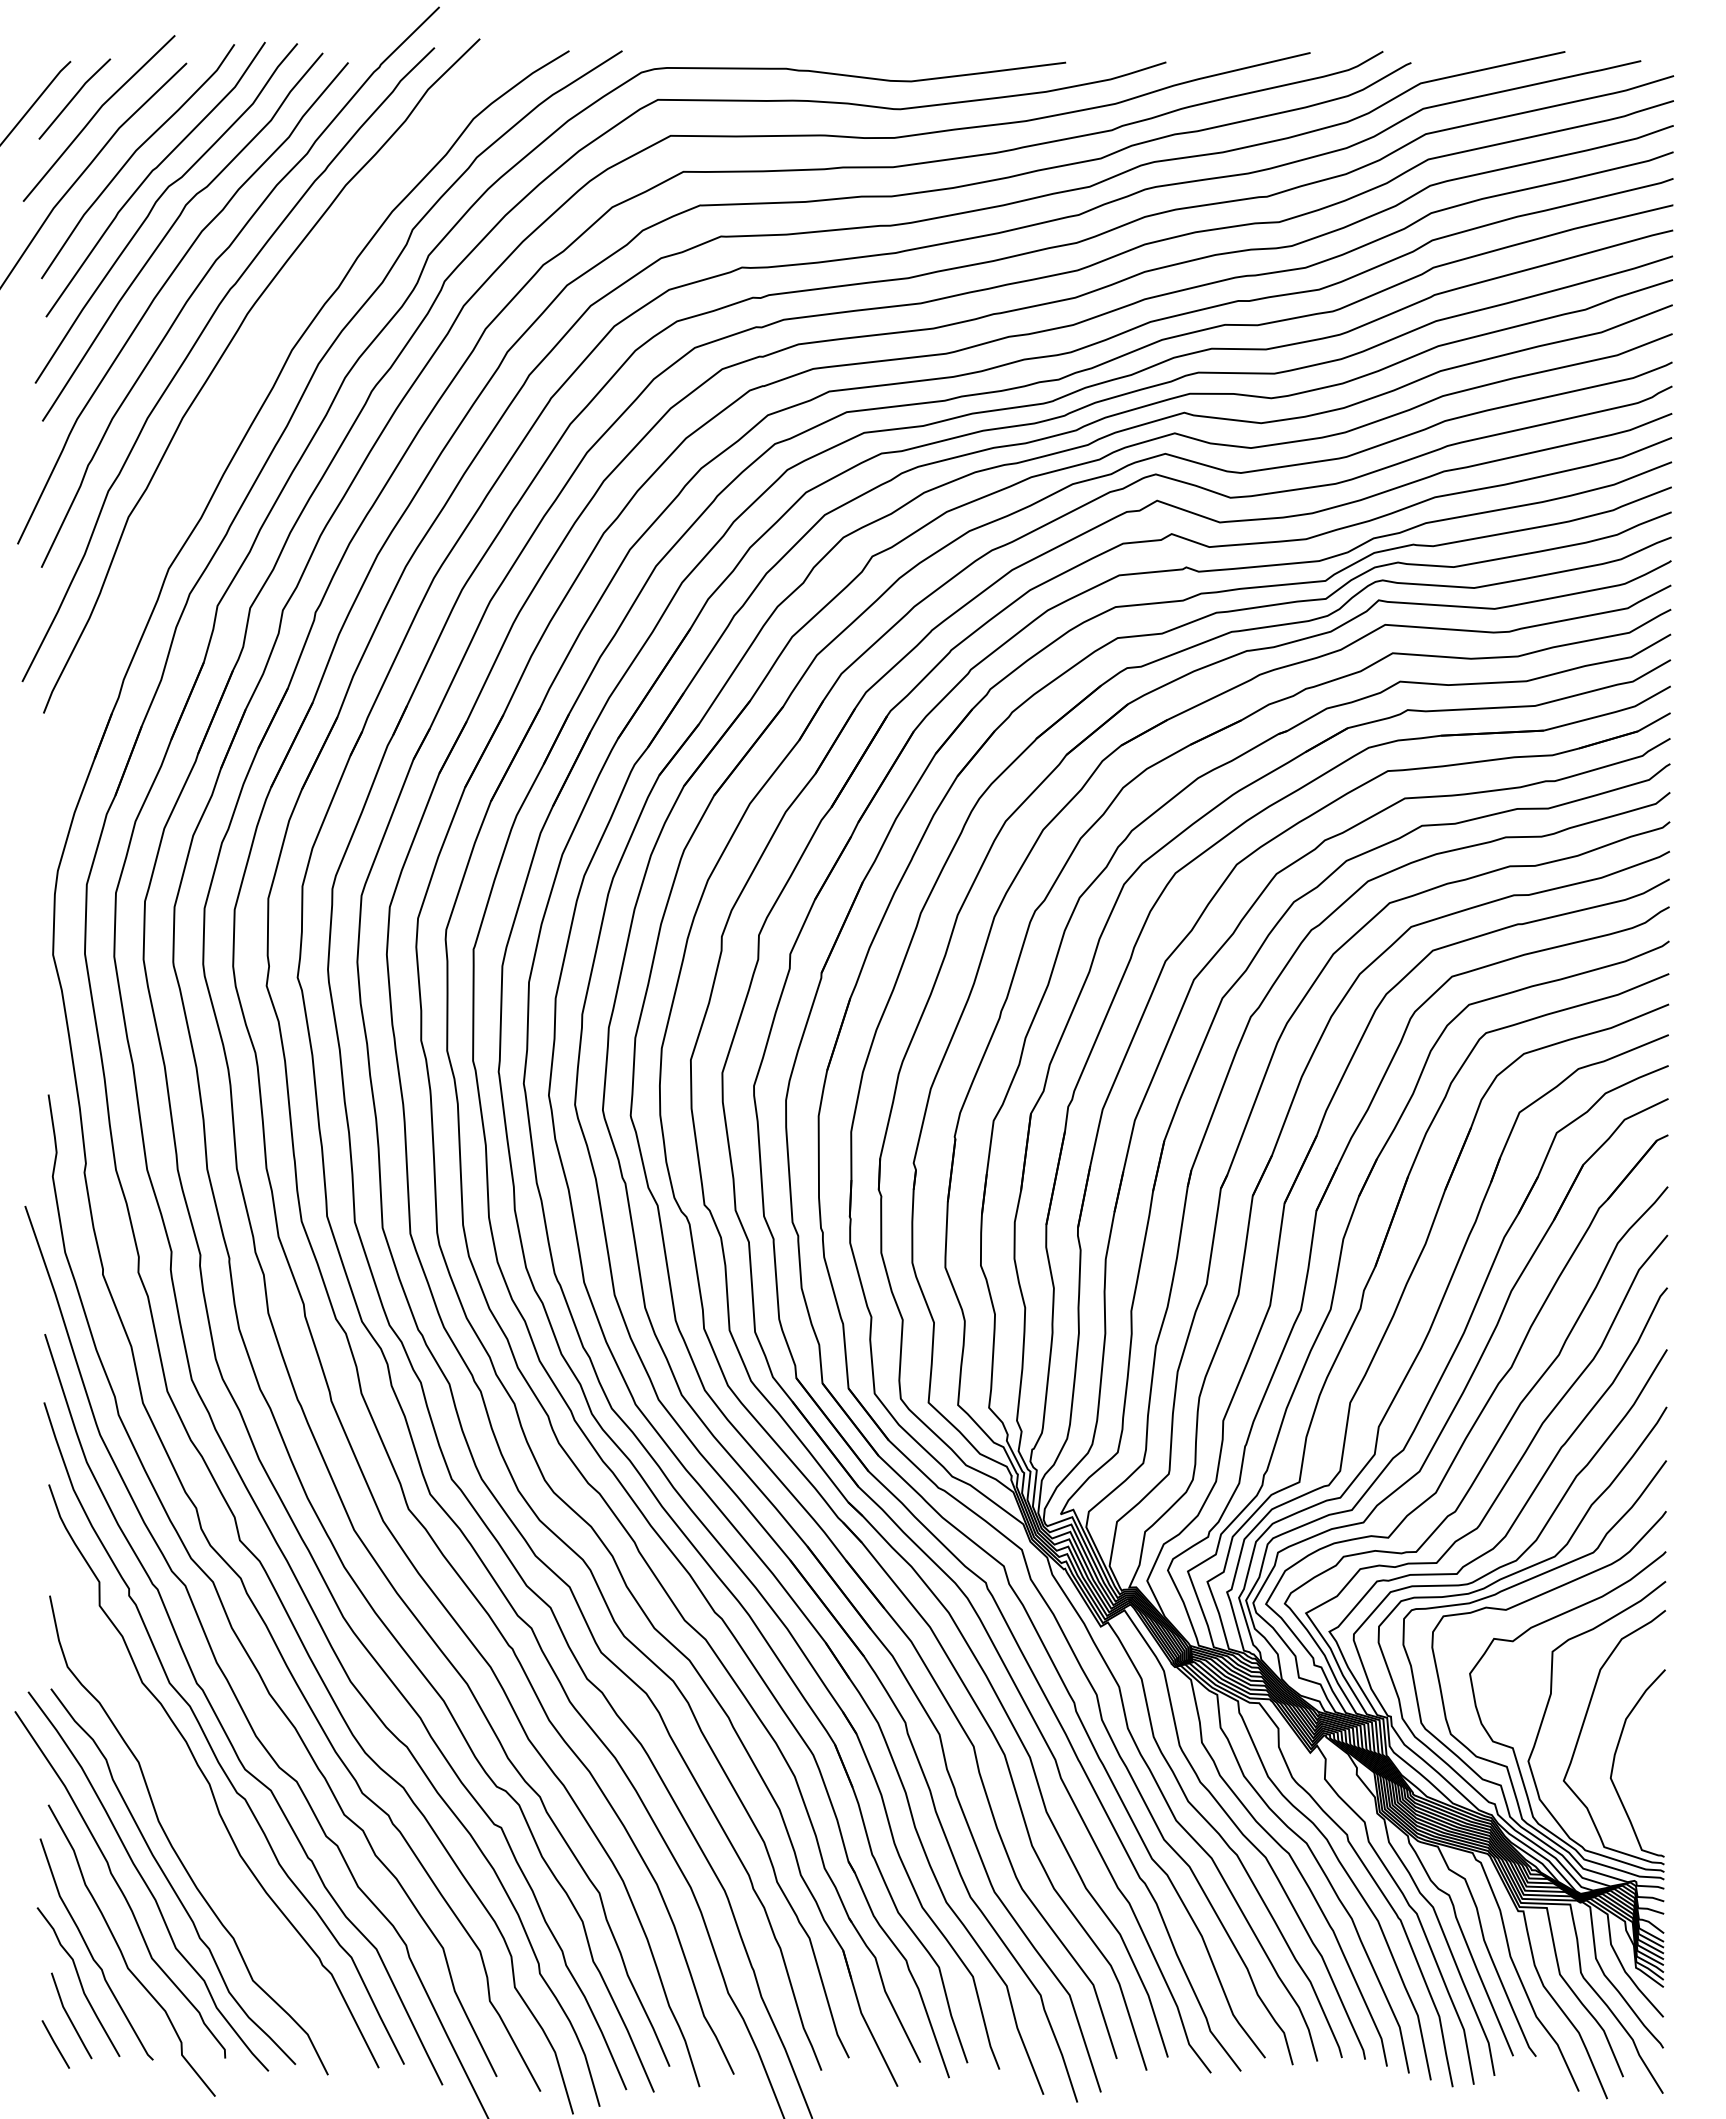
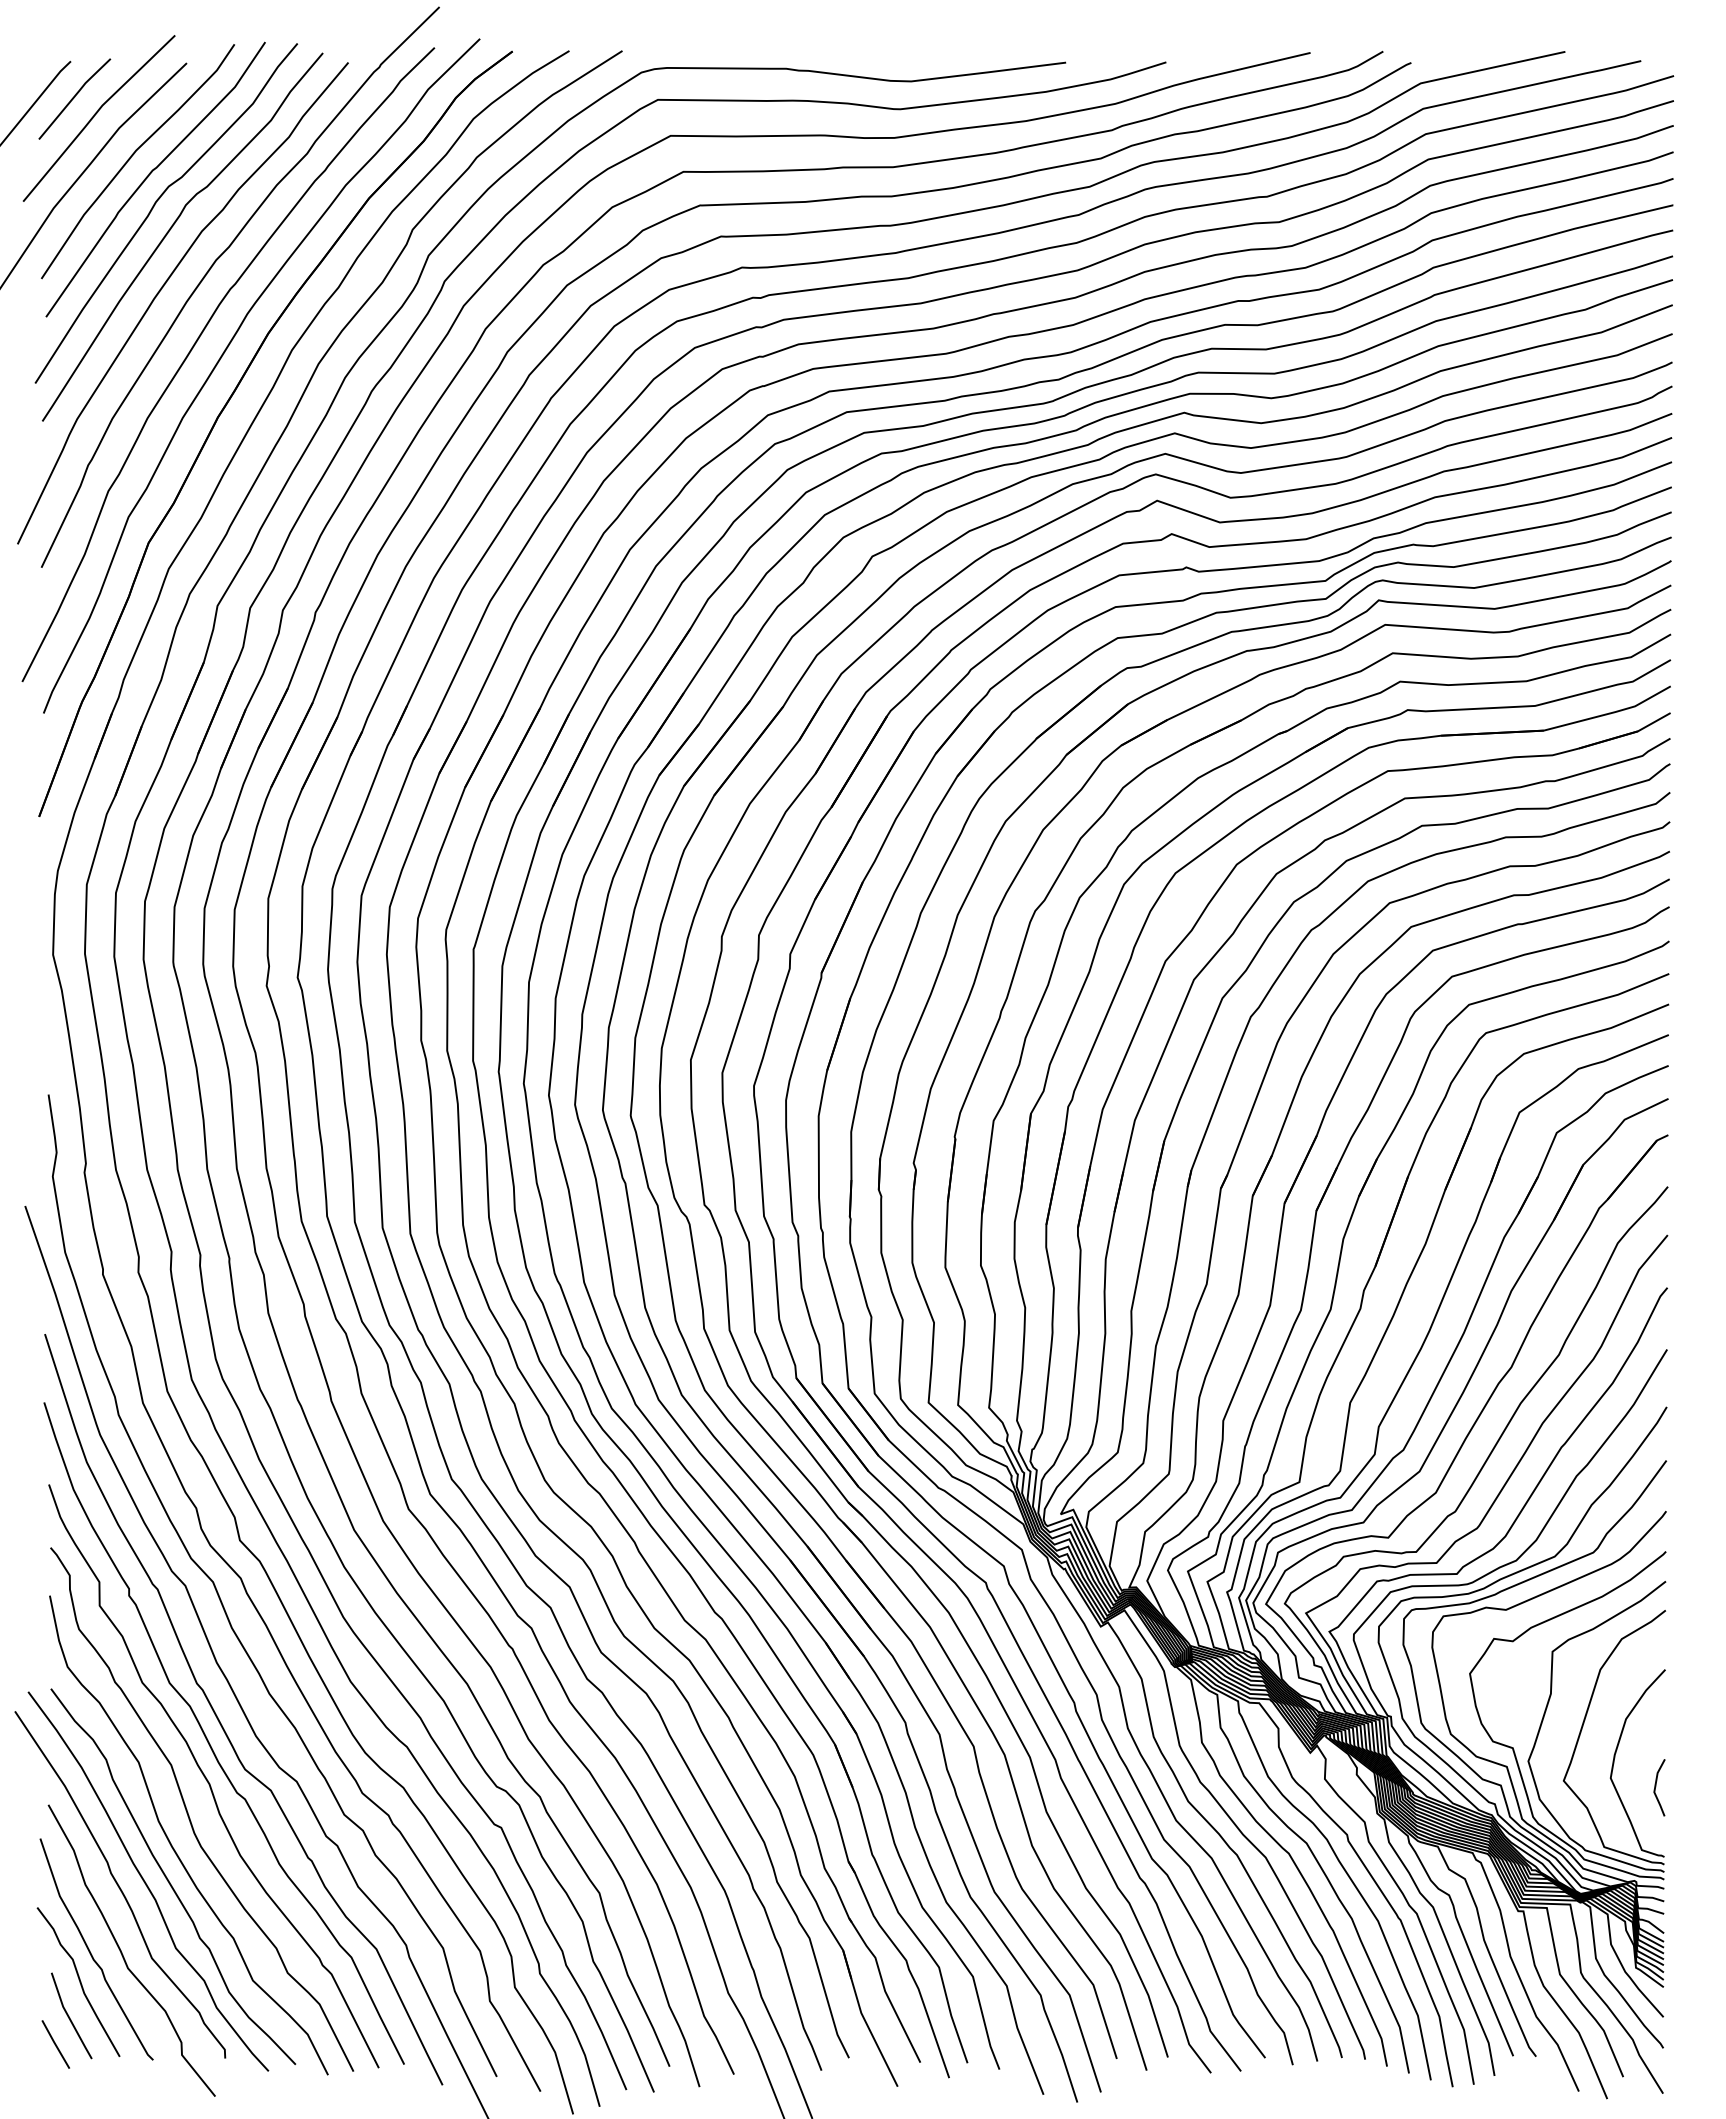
part: none -> present (226, 406)
line: none -> present (1656, 1786)
curve: none -> present (188, 1812)
